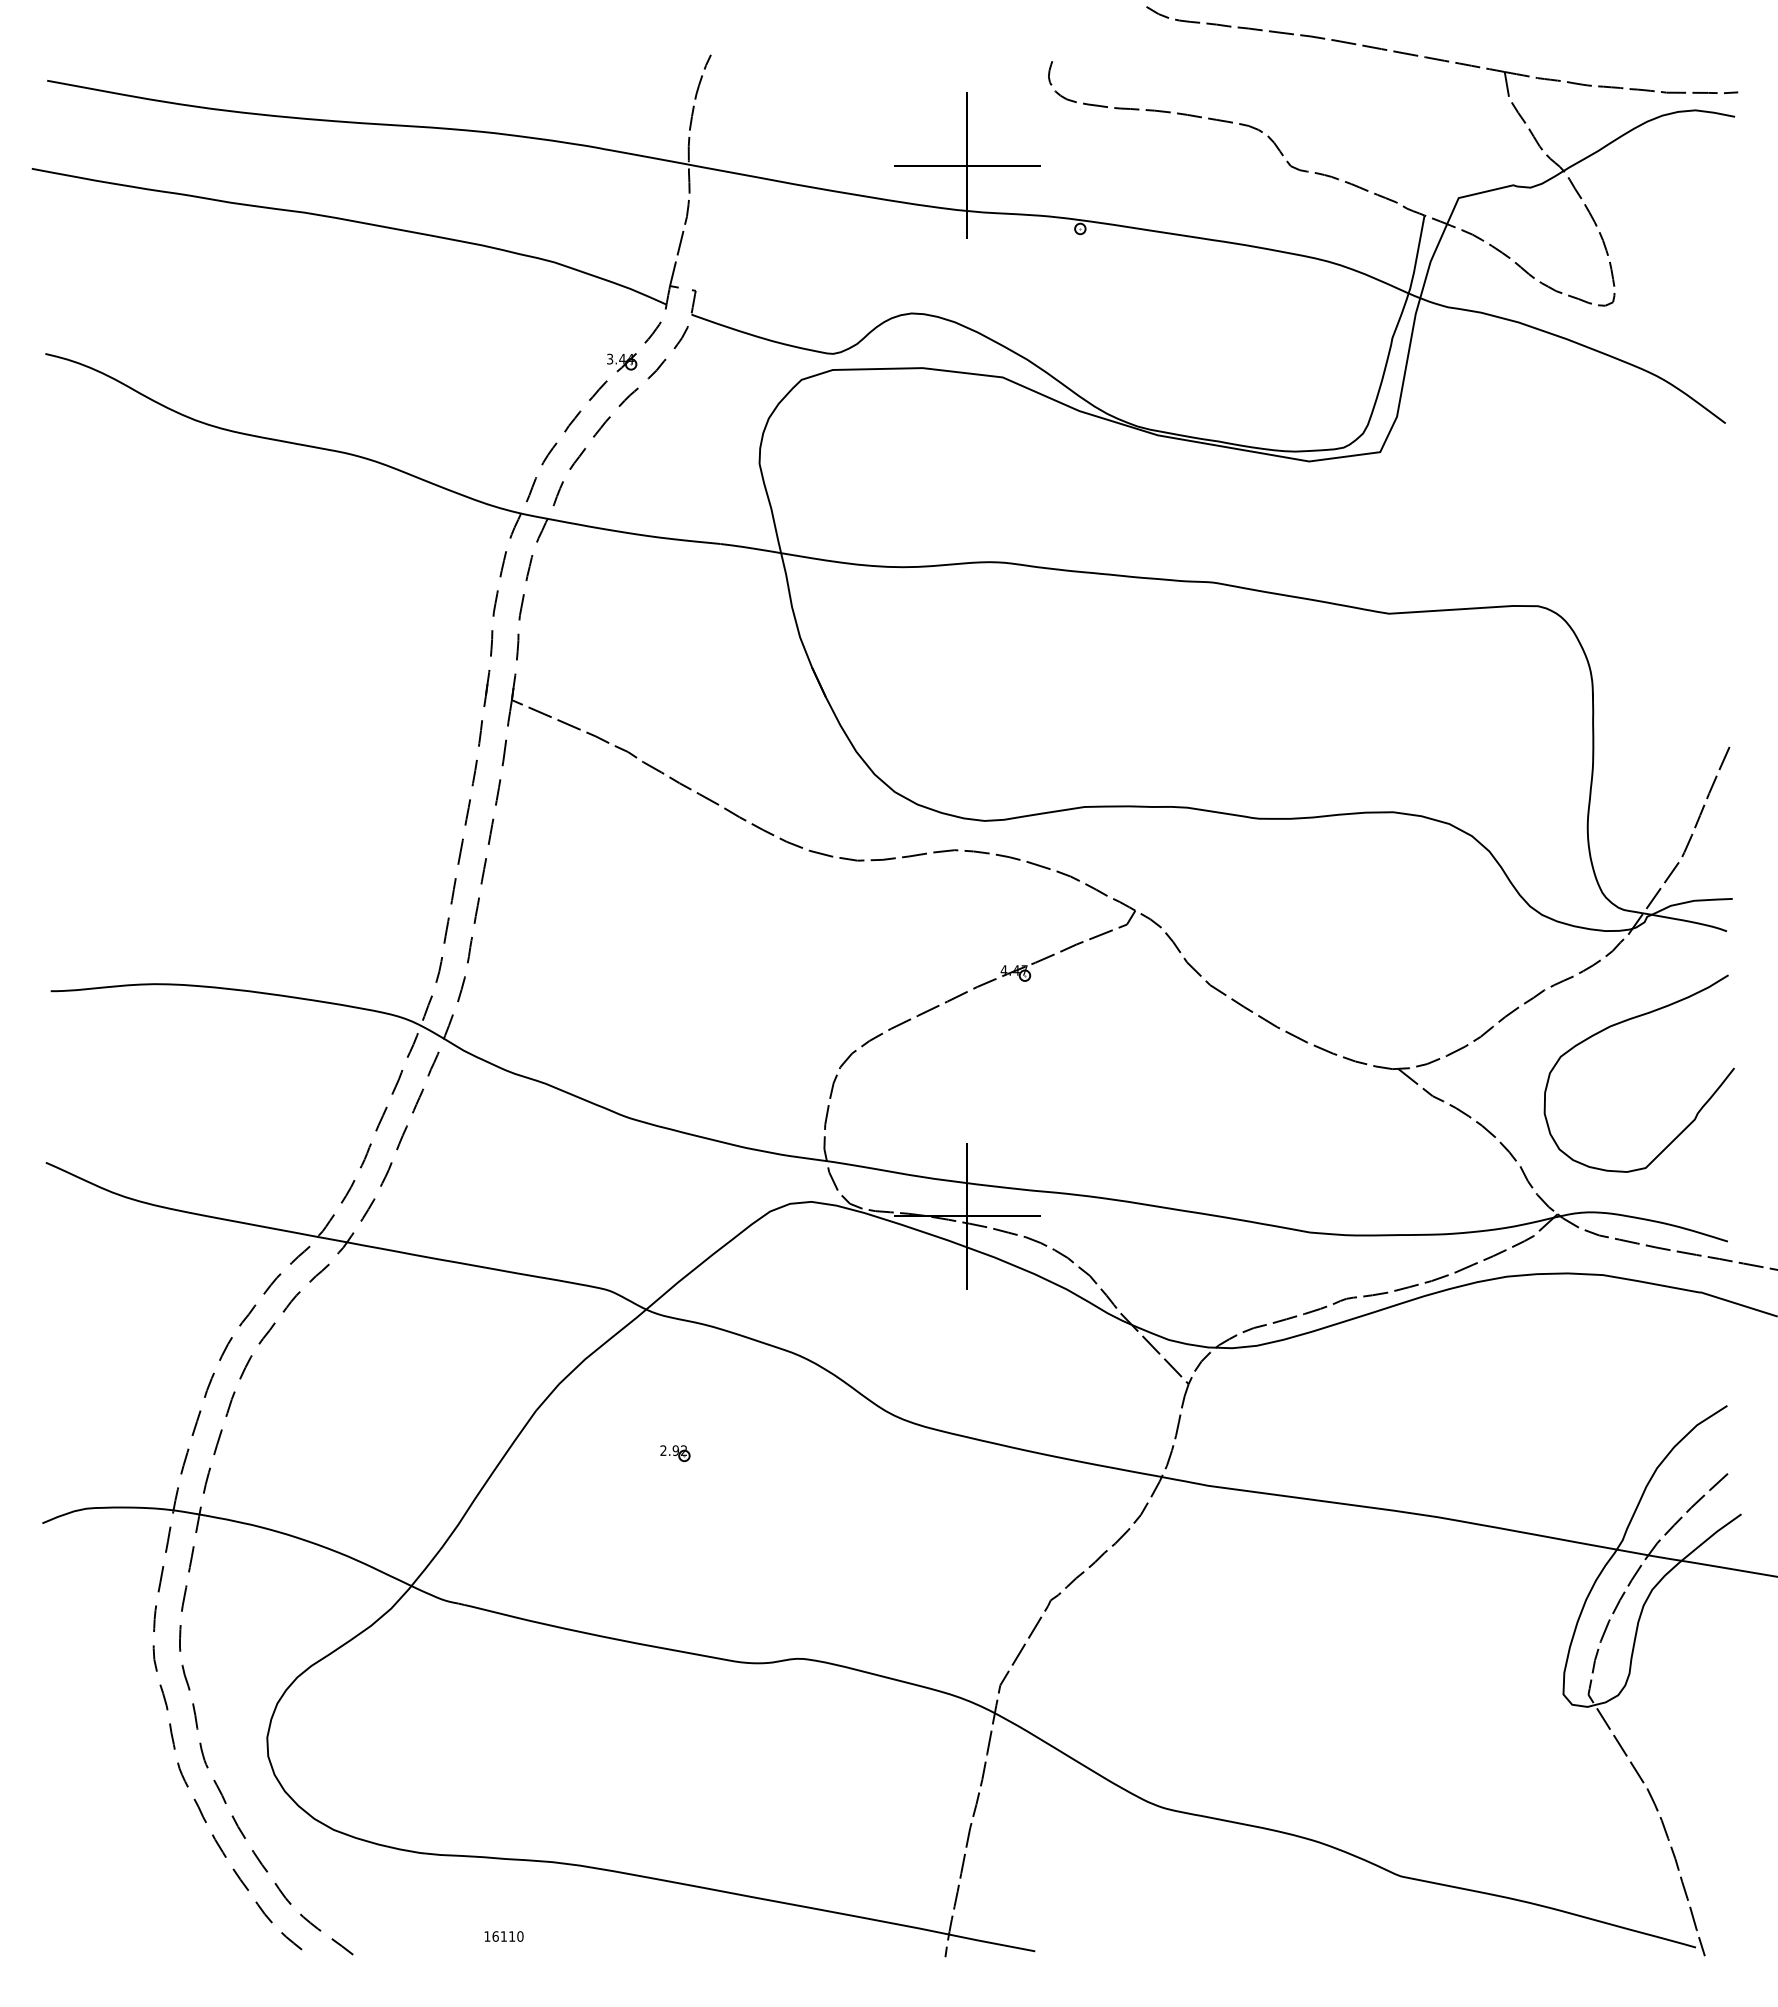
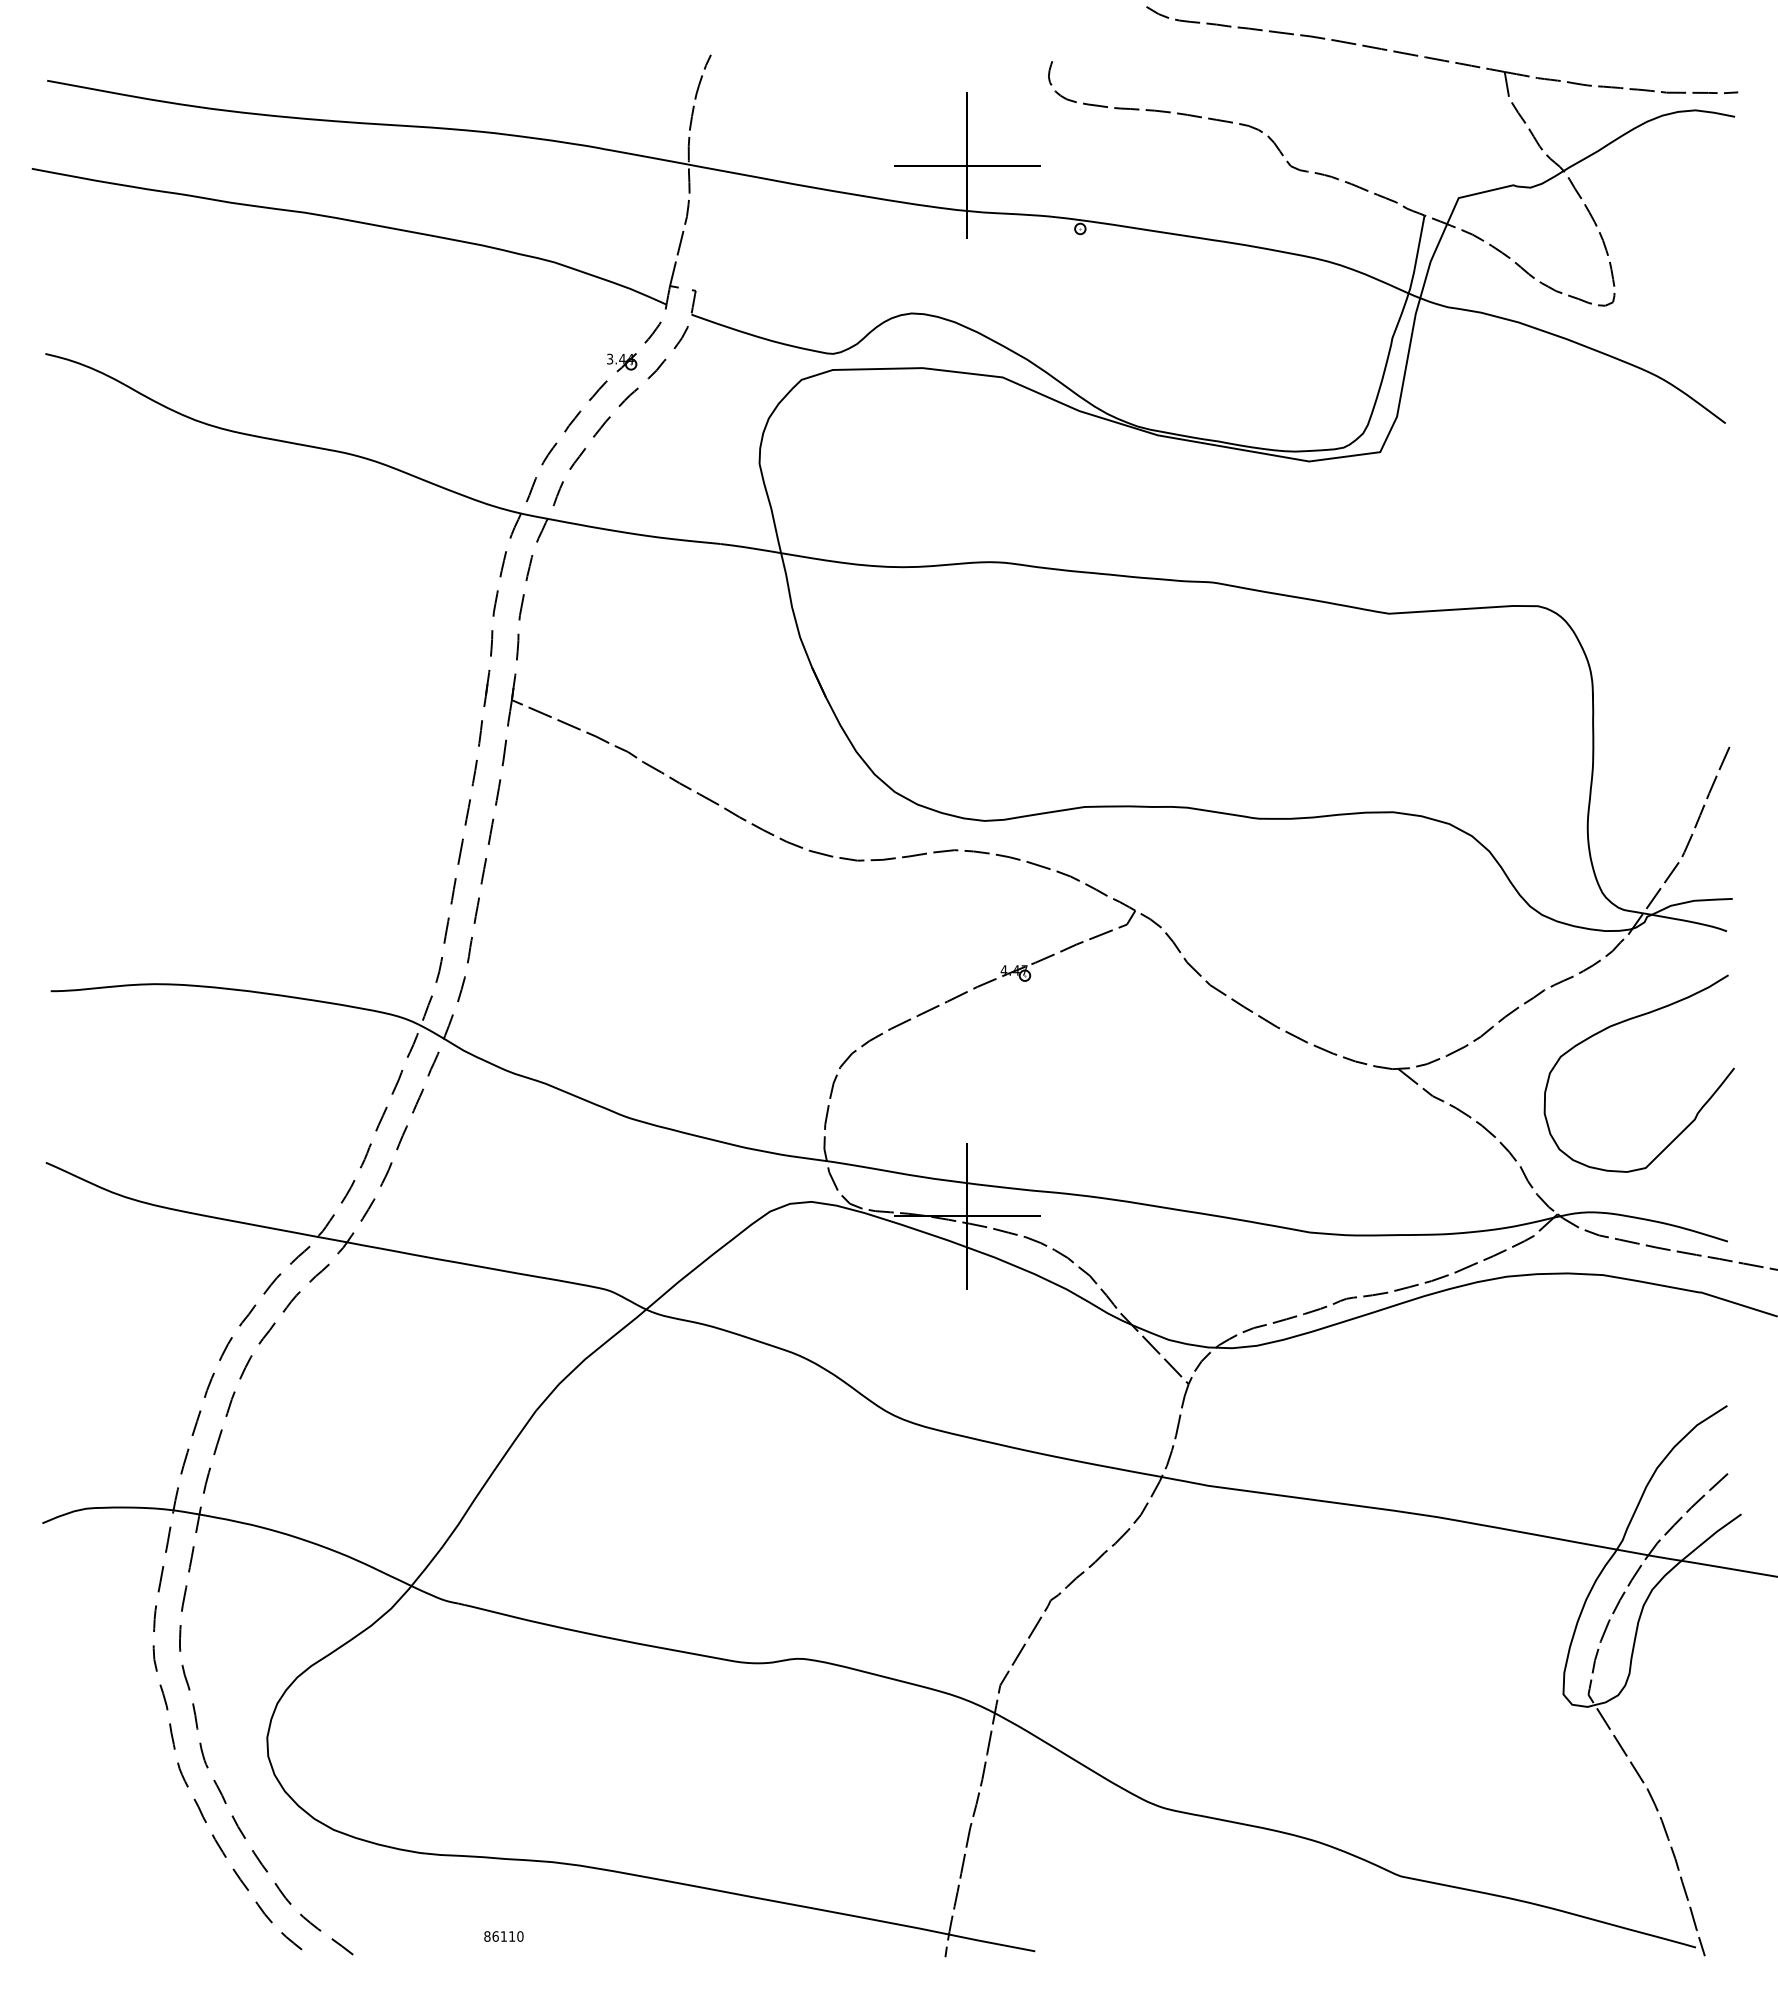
part: present -> none (675, 1453)
text: 16110 -> 86110 (487, 1936)
